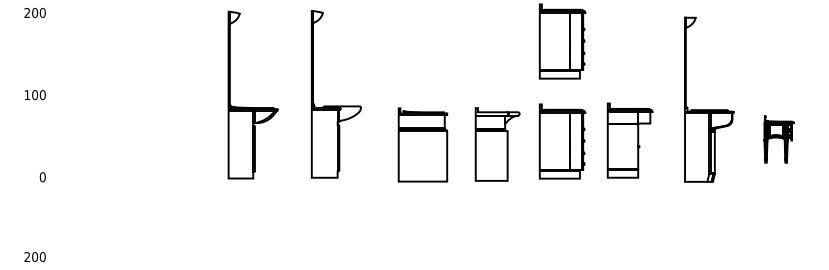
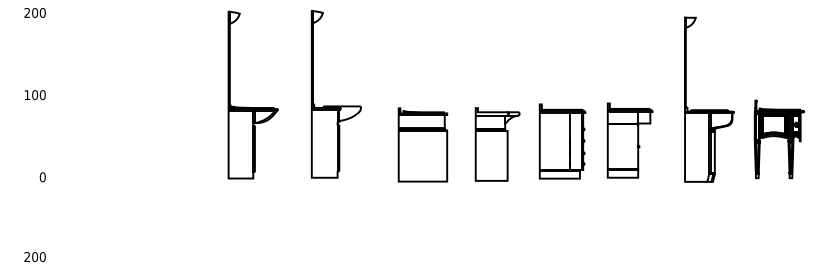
part: present -> none (562, 41)
part size: 32x49 px -> 52x81 px (778, 139)
